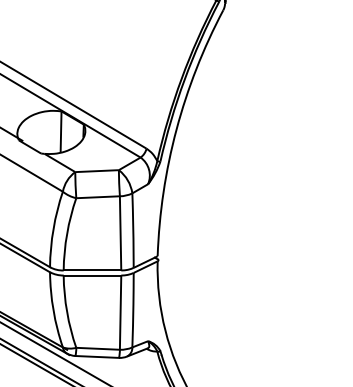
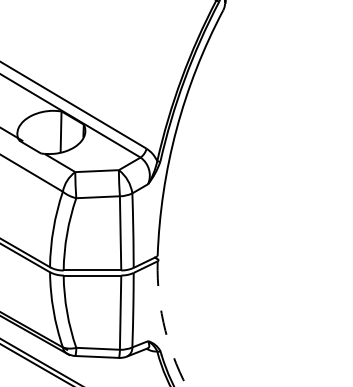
arc: solid -> dashed (164, 326)
line: present -> none (54, 353)
